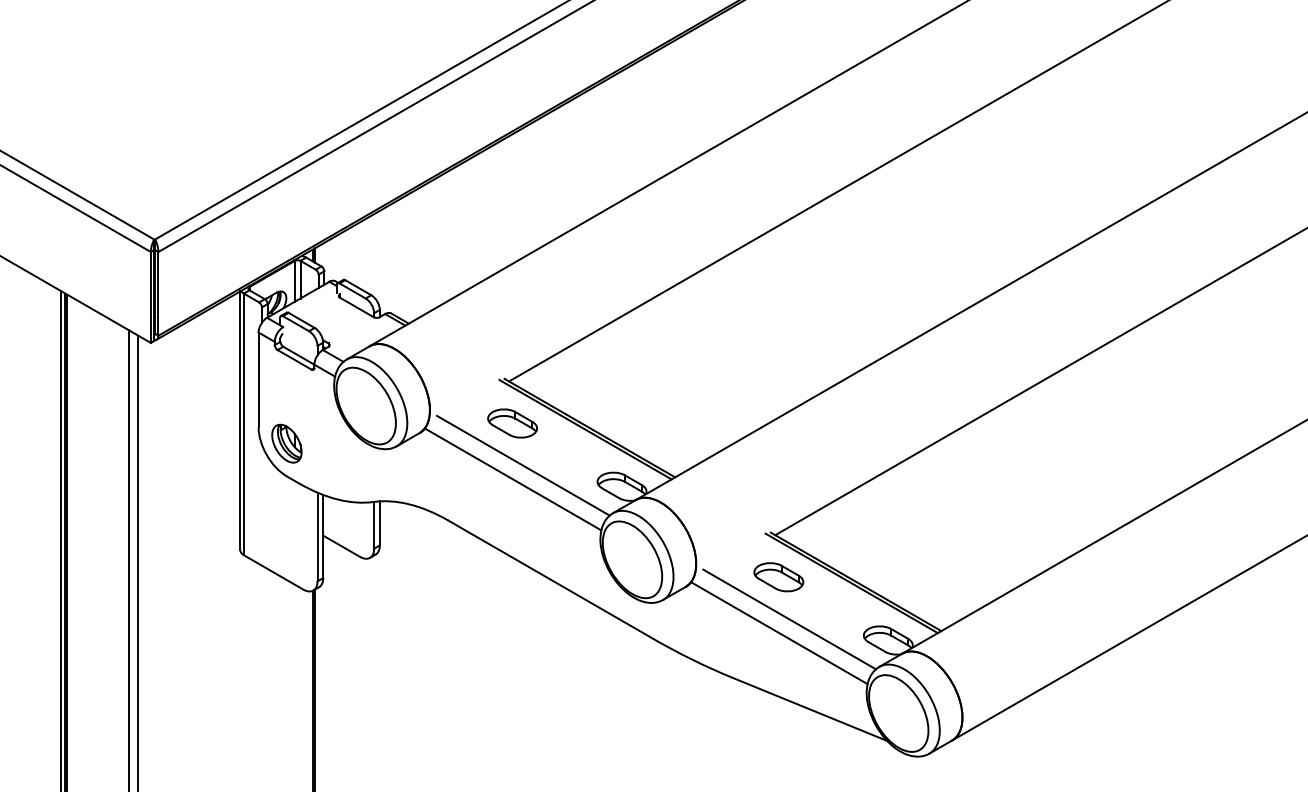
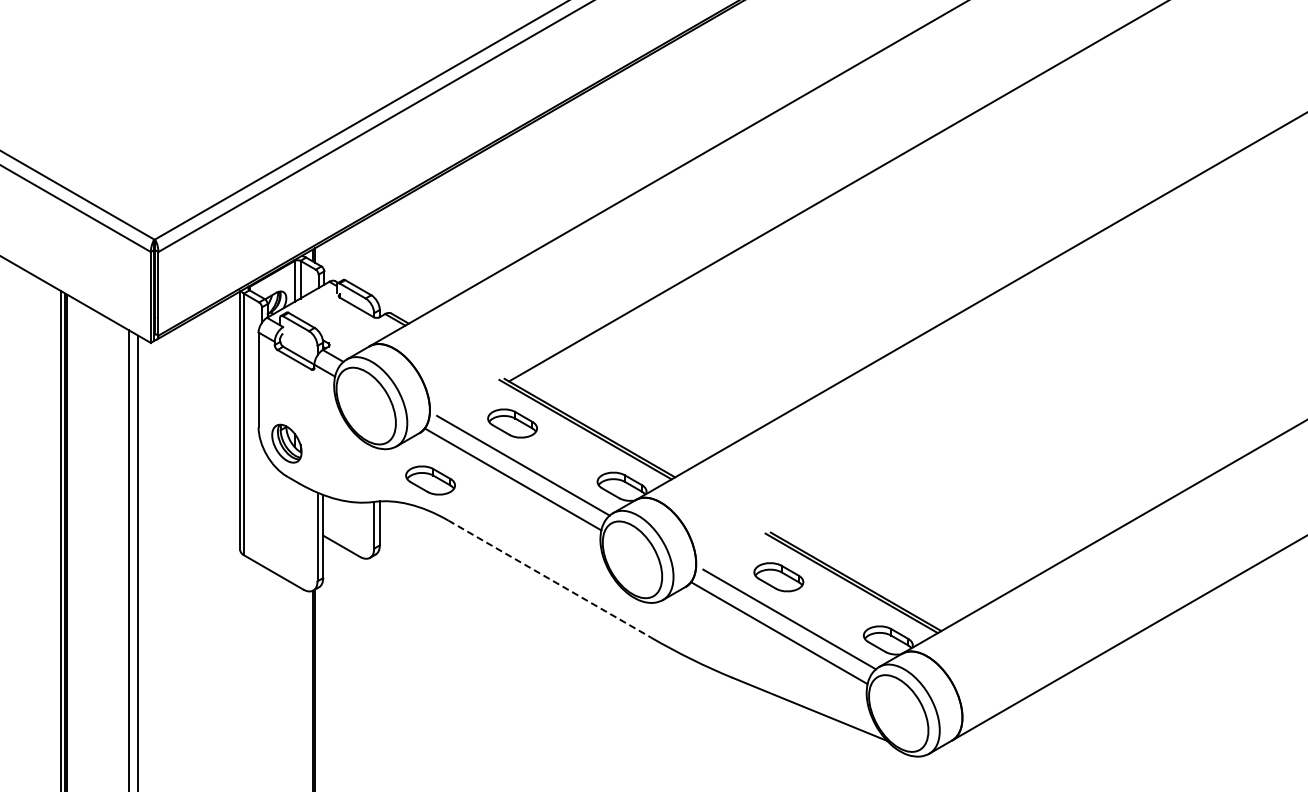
line: present -> none (1039, 382)
part: none -> present (430, 480)
line: solid -> dashed (549, 578)
